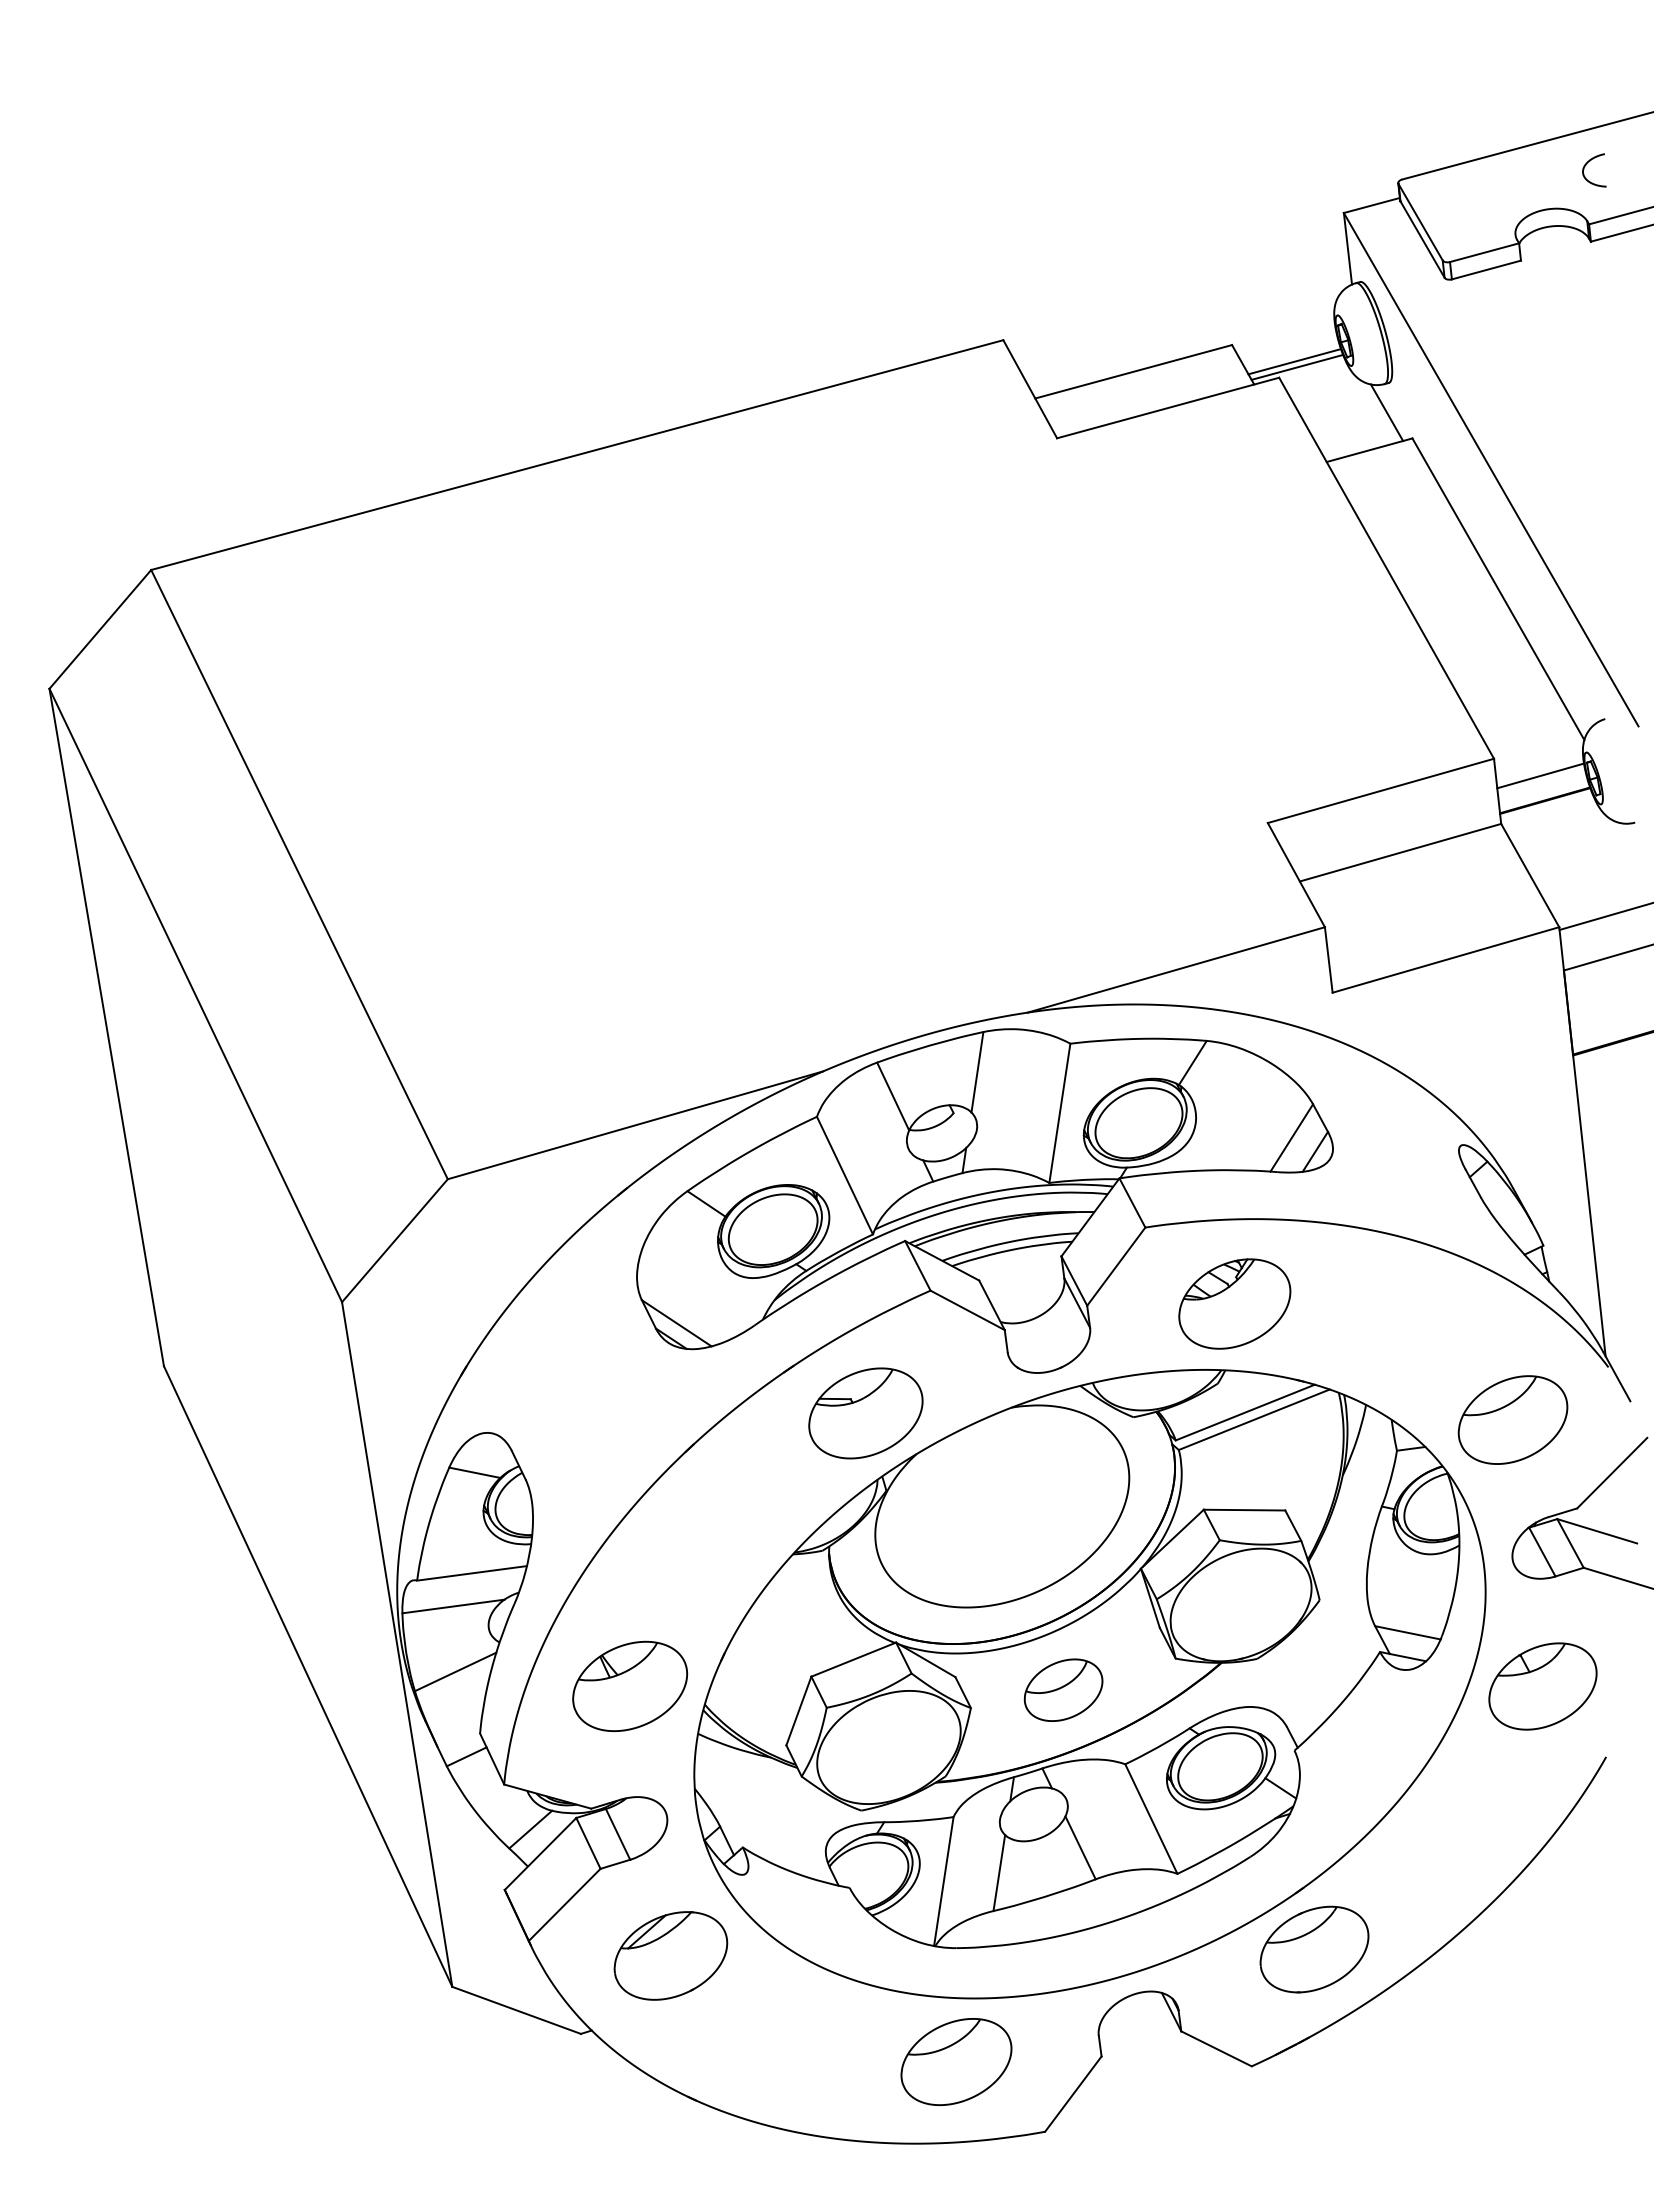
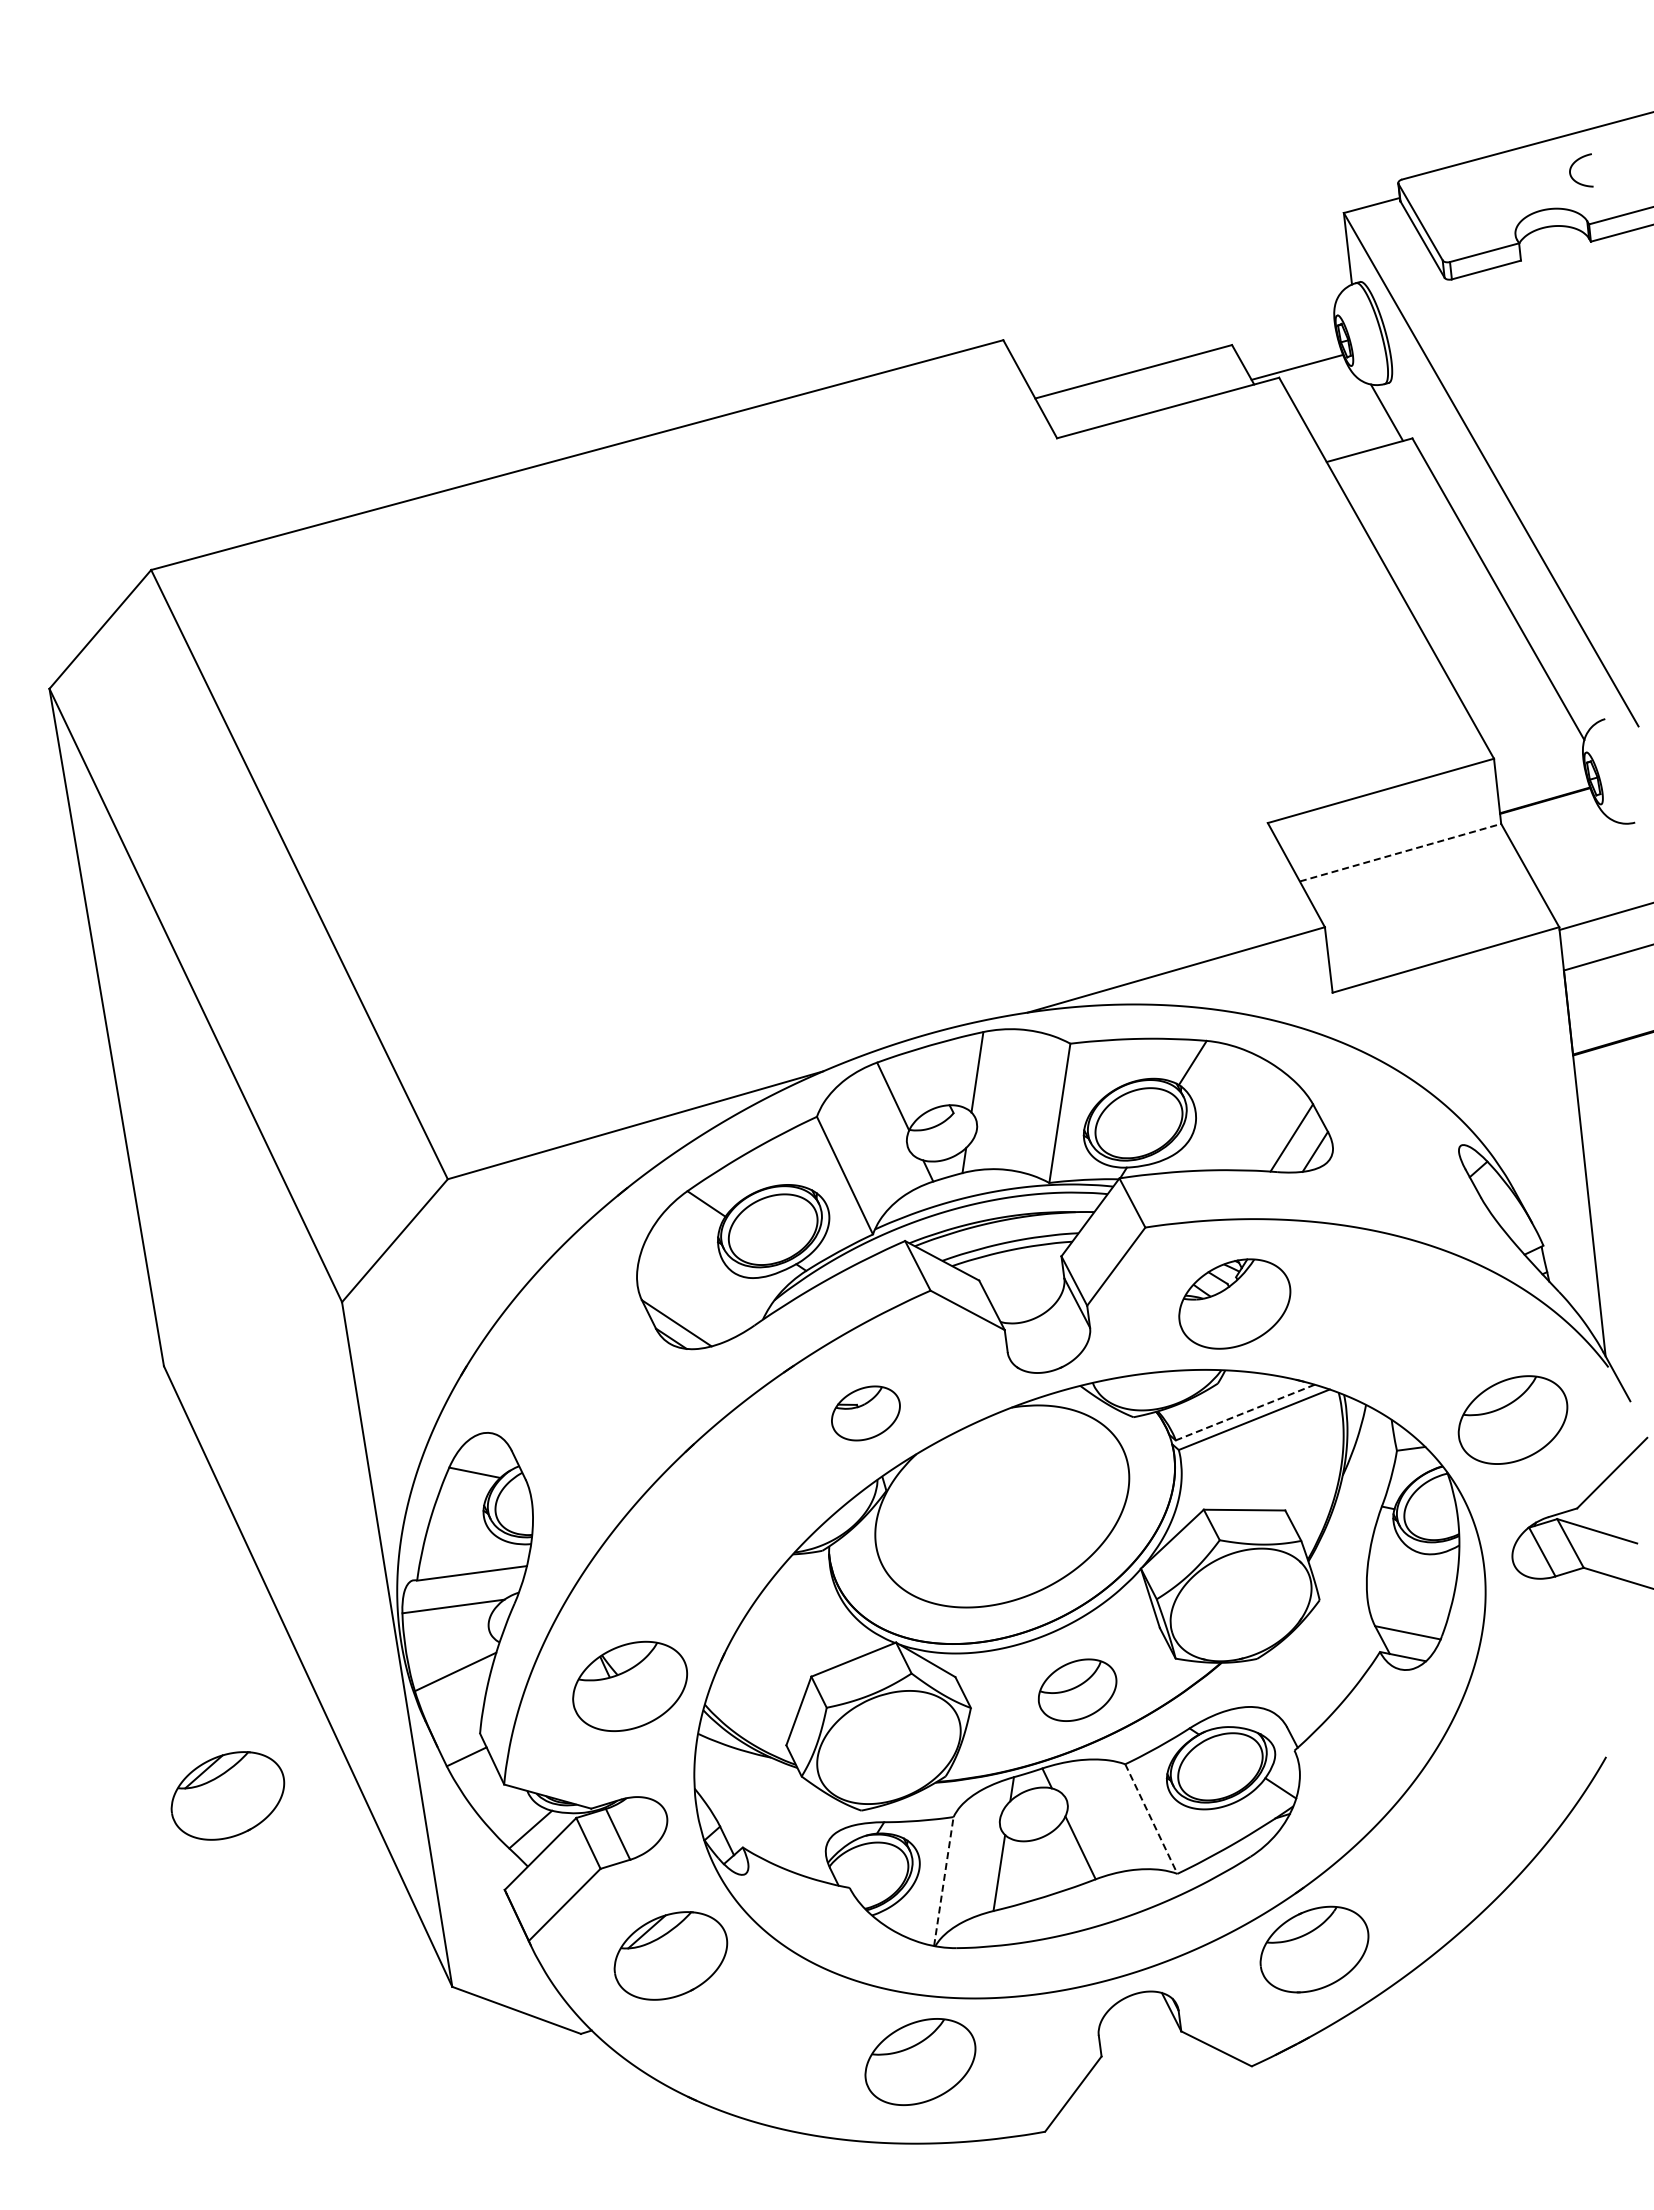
curve position: (1586, 165) -> (1573, 165) (1573, 165)
line: present -> none (1294, 361)
line: present -> none (1540, 775)
line: solid -> dashed (1400, 852)
line: solid -> dashed (1245, 1412)
part size: 116x93 px -> 70x57 px (865, 1413)
part: present -> none (1542, 1686)
part position: (1063, 1689) -> (1077, 1689) (1077, 1689)
part: none -> present (227, 1795)
line: solid -> dashed (1151, 1819)
line: solid -> dashed (943, 1881)
part position: (956, 2061) -> (920, 2061) (920, 2061)
